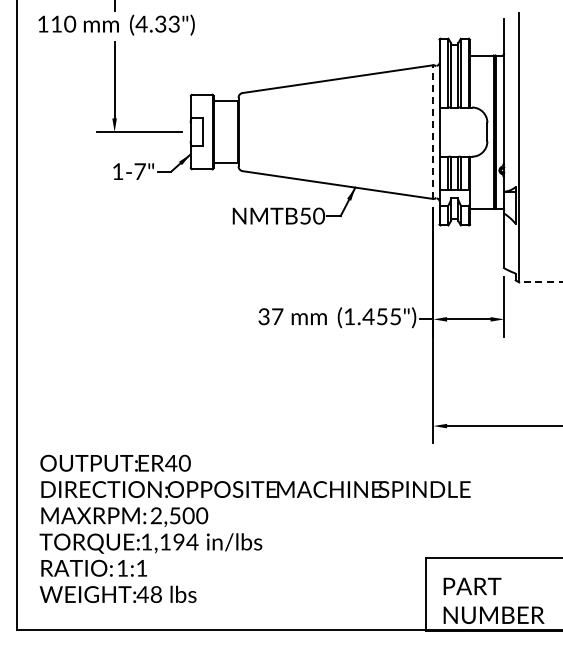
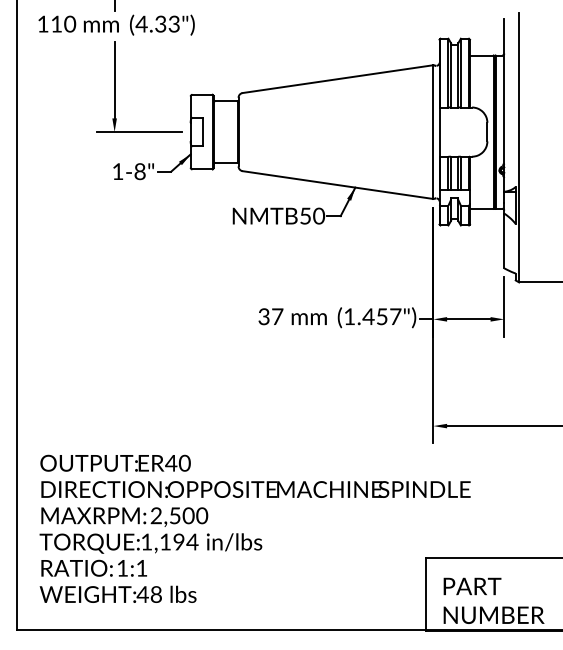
line: dashed -> solid (433, 132)
text: 1-7" -> 1-8" (139, 171)
line: dashed -> solid (540, 282)
text: (1.455") -> (1.457") (395, 316)
